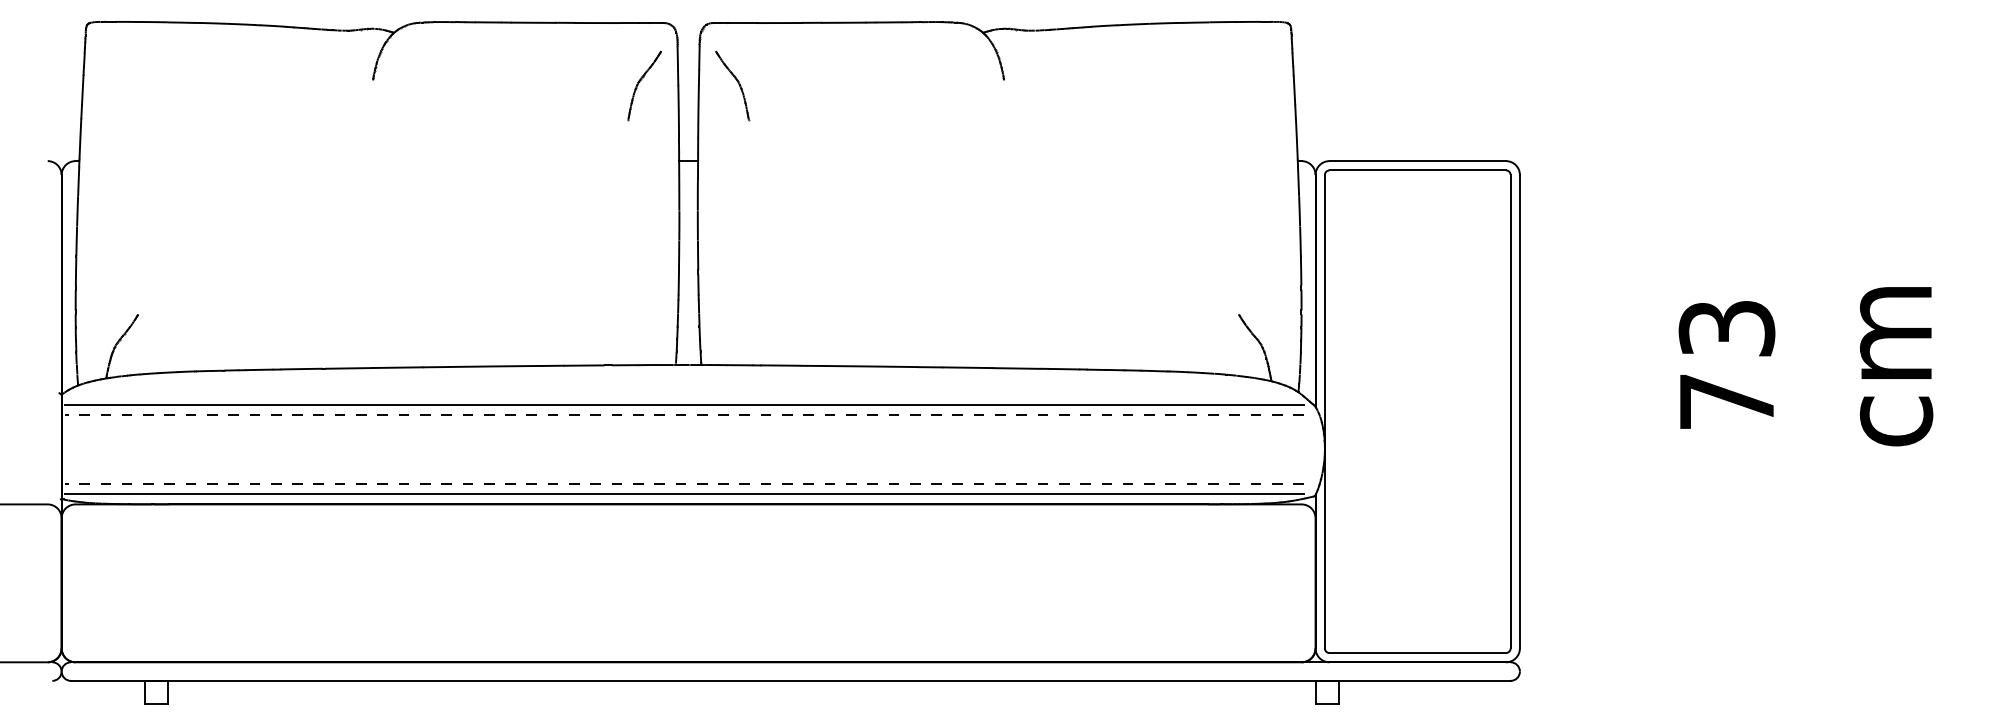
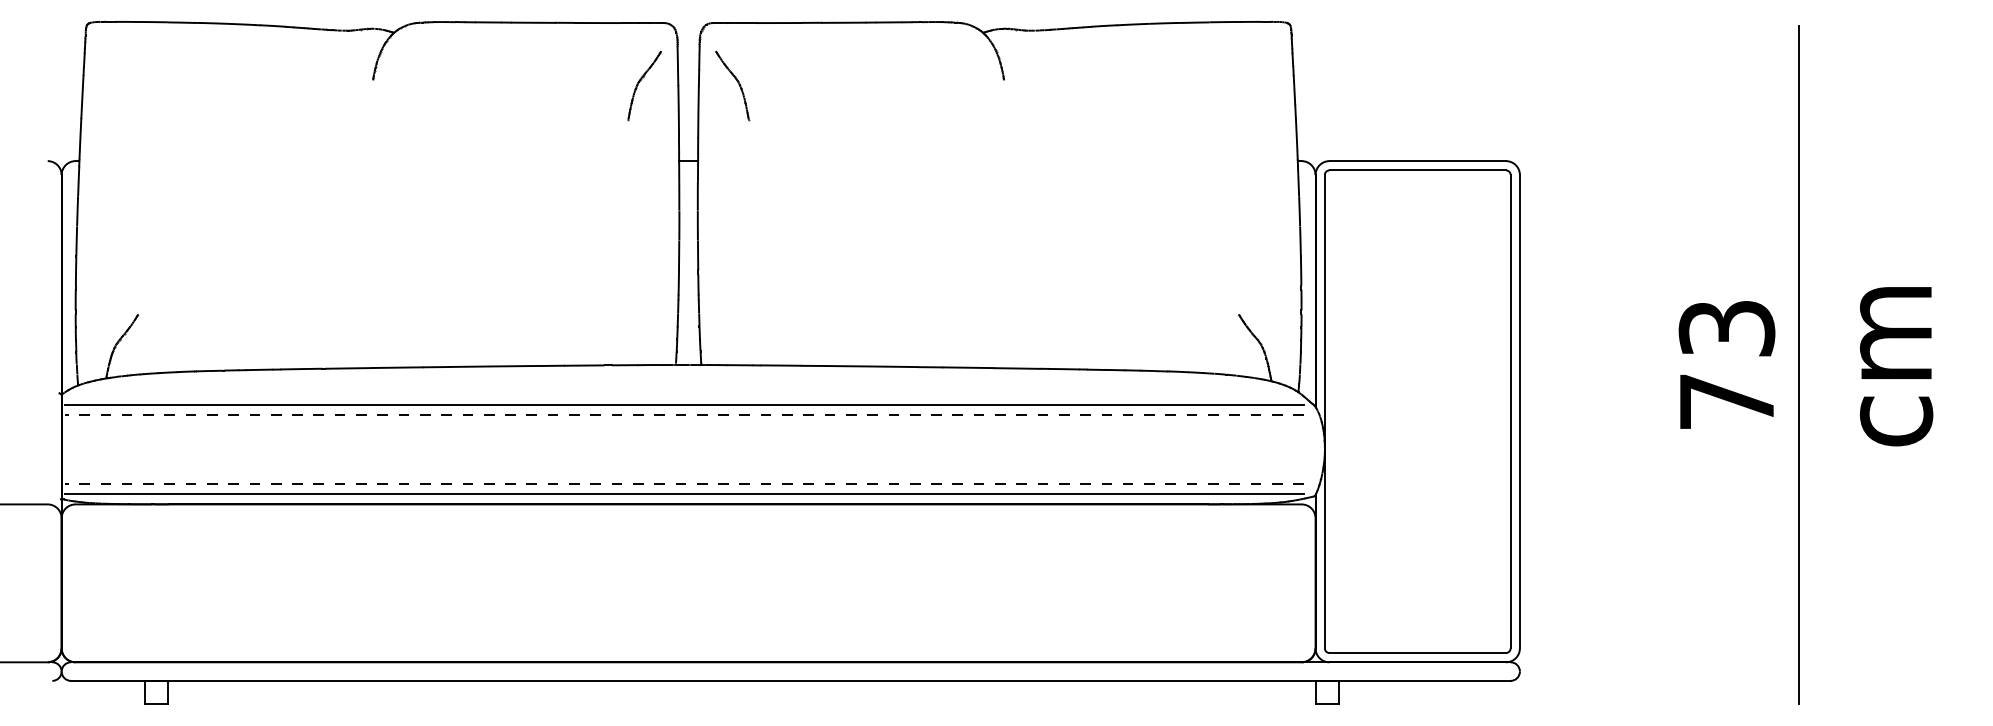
line: none -> present (1798, 365)
